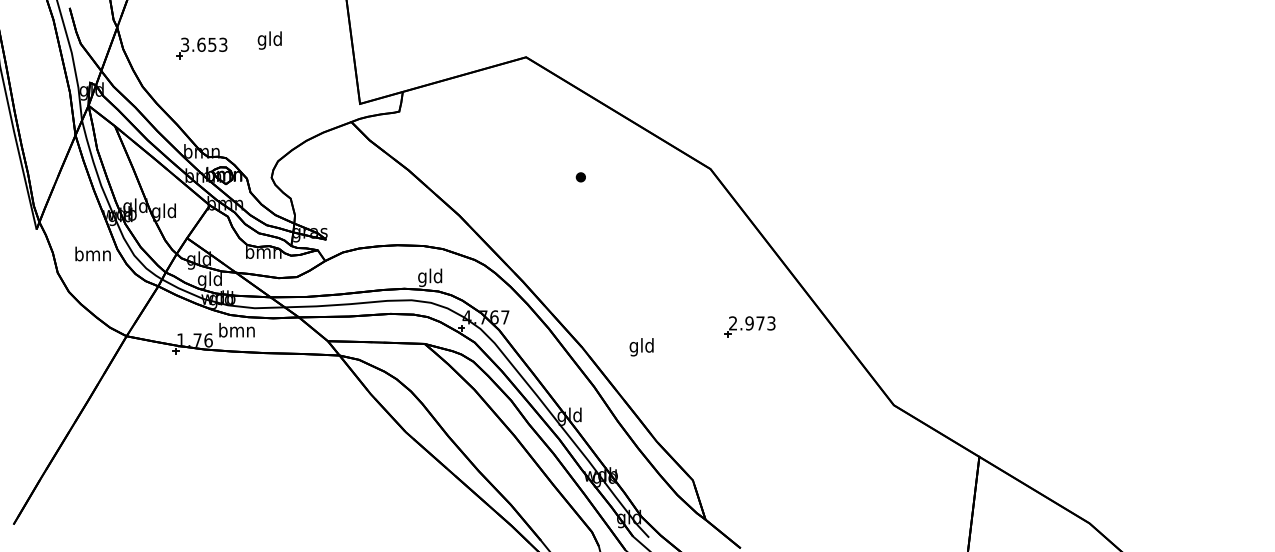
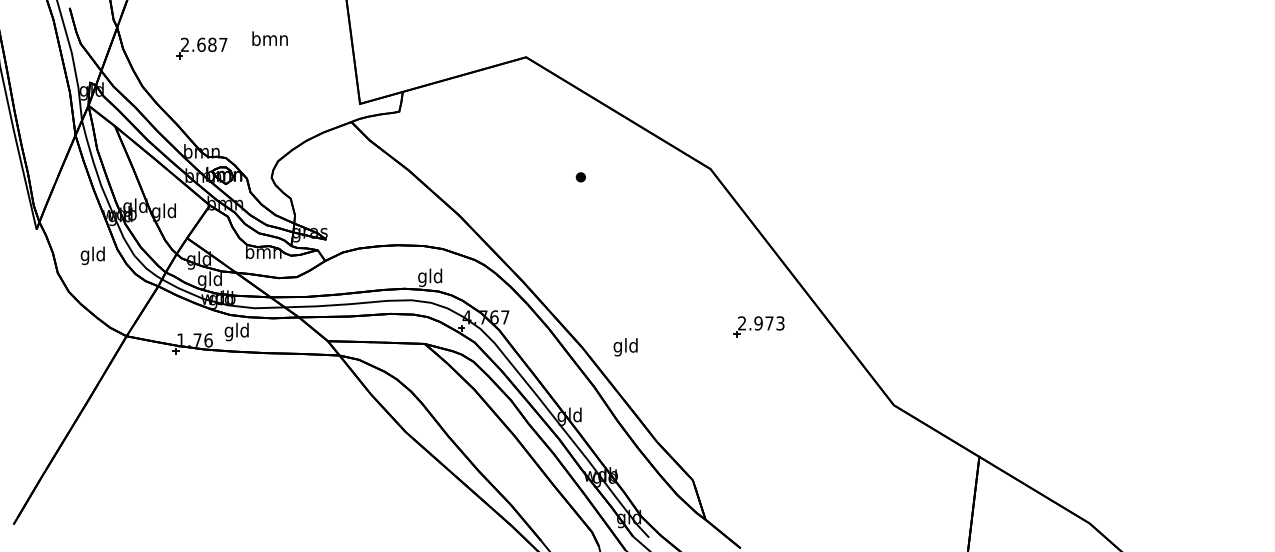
text: gld -> bmn (269, 40)
text: 3.653 -> 2.687 (204, 44)
text: bmn -> gld (92, 255)
part position: (749, 326) -> (758, 326) (758, 326)
text: bmn -> gld (236, 331)
text position: (641, 347) -> (625, 347) (625, 347)
